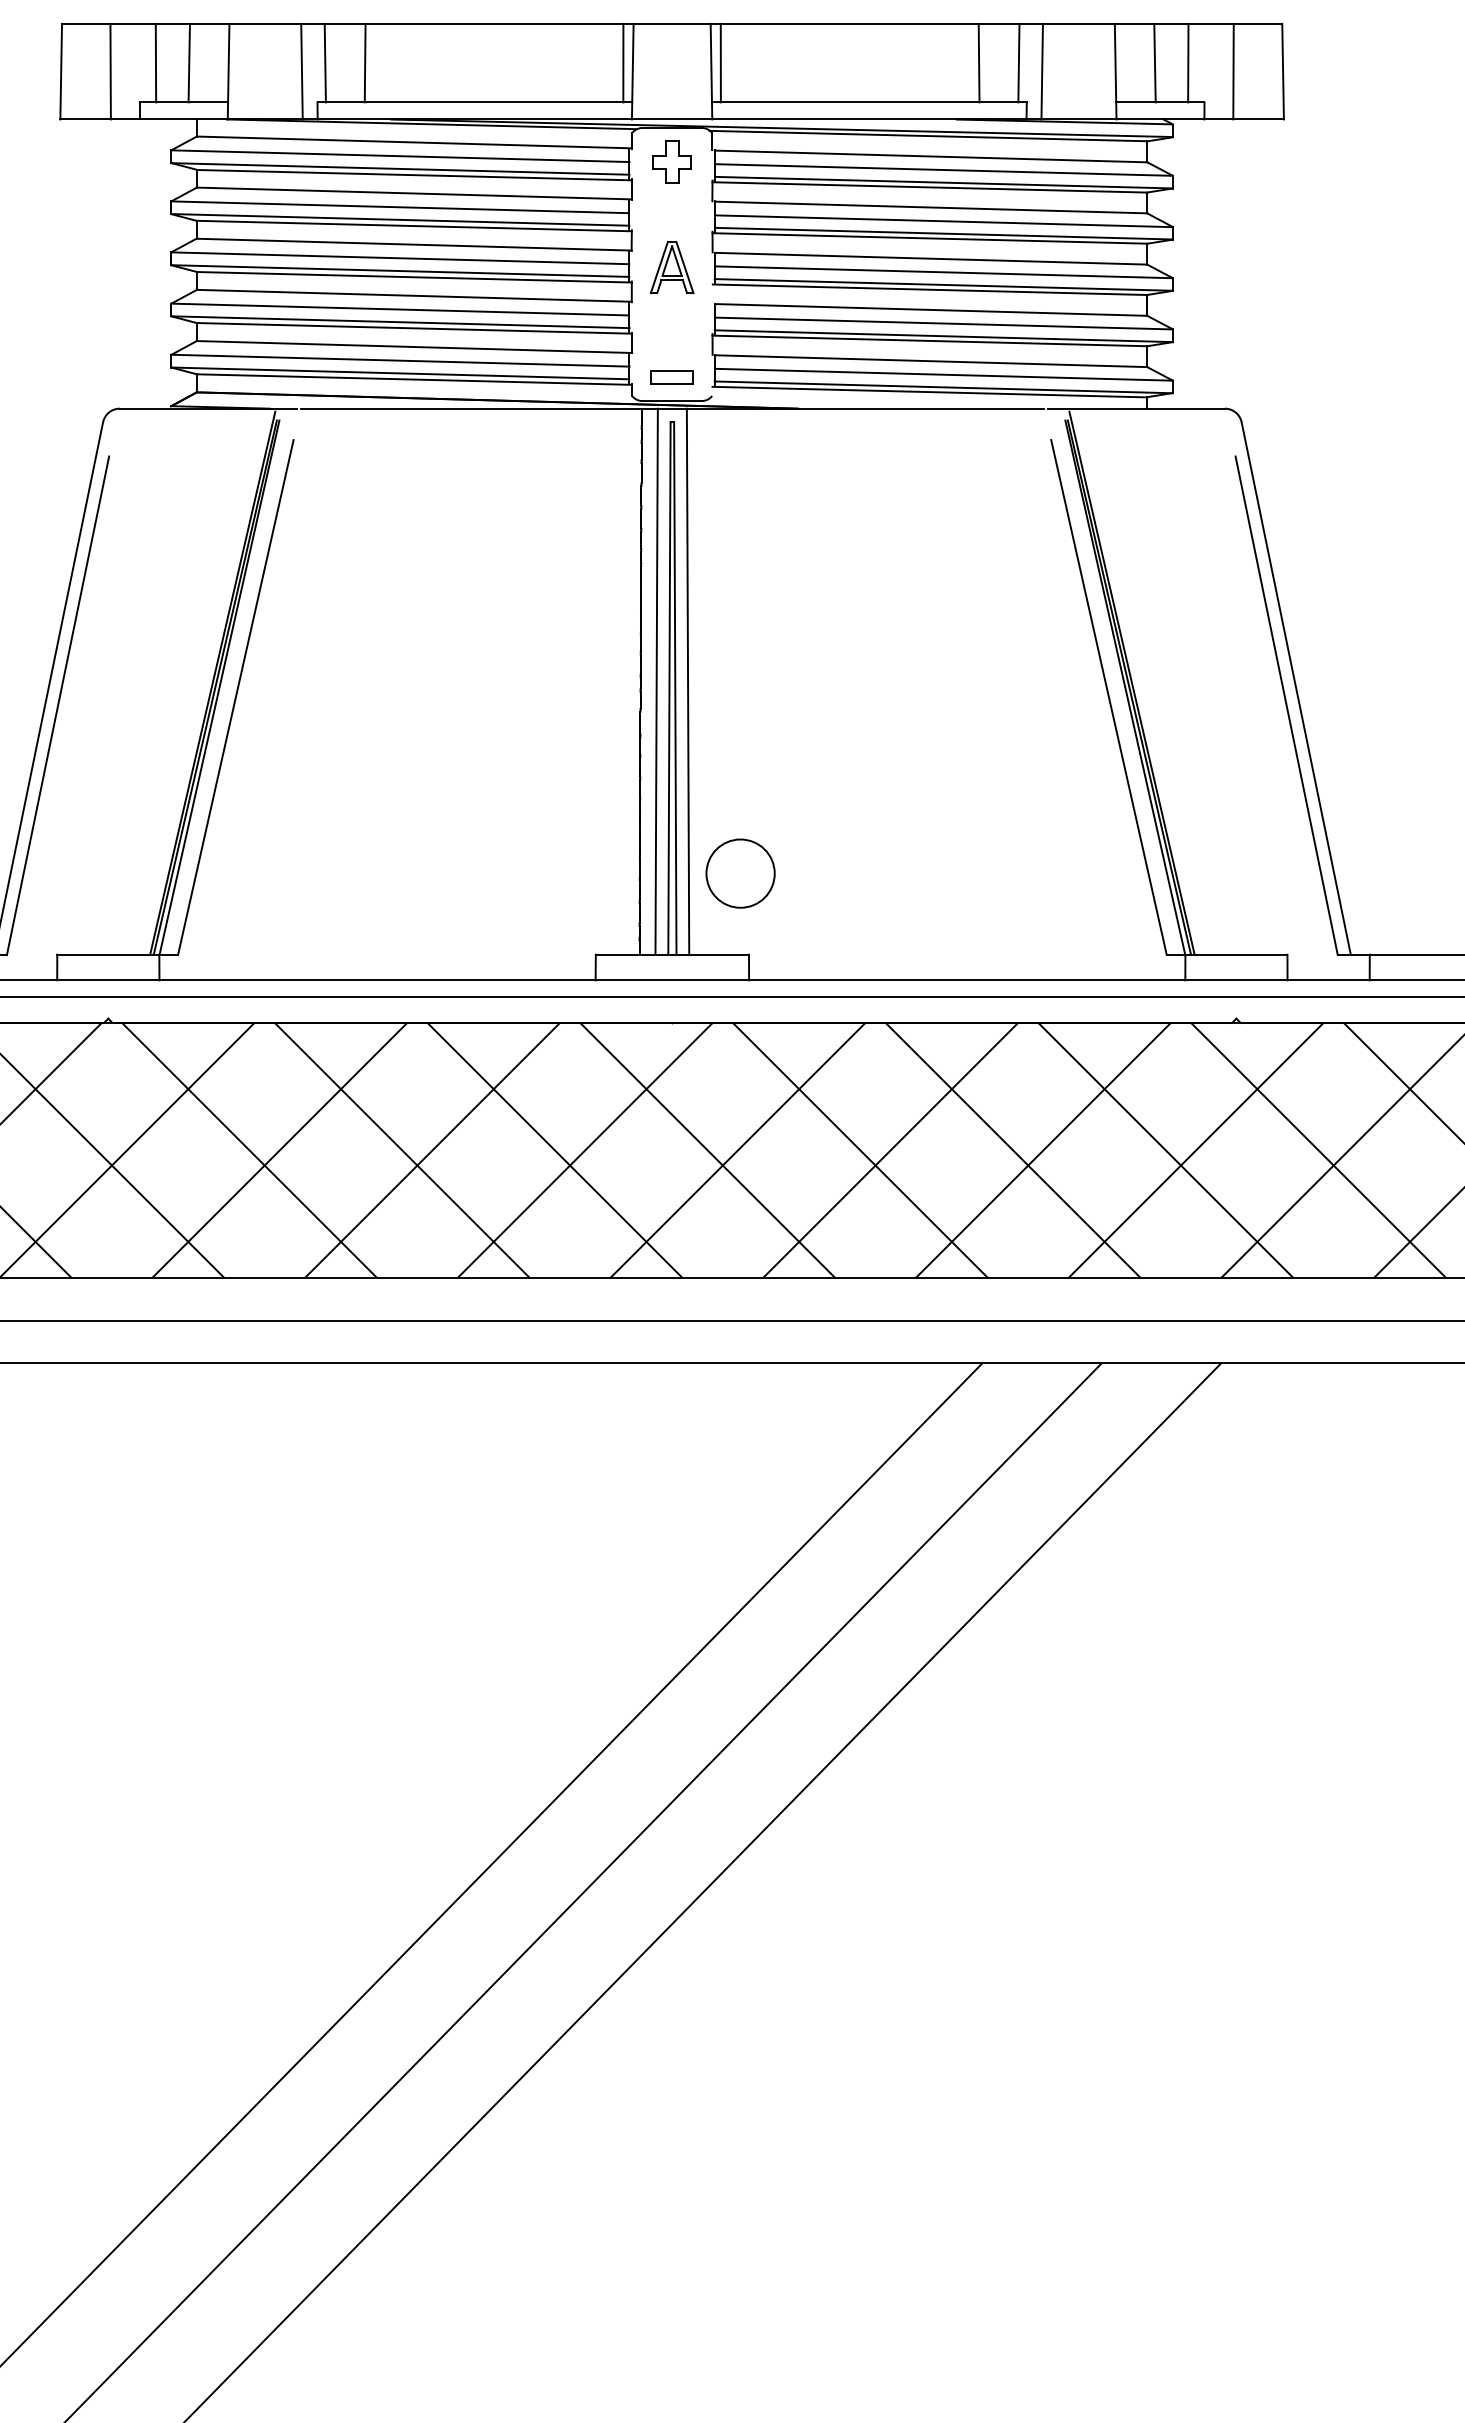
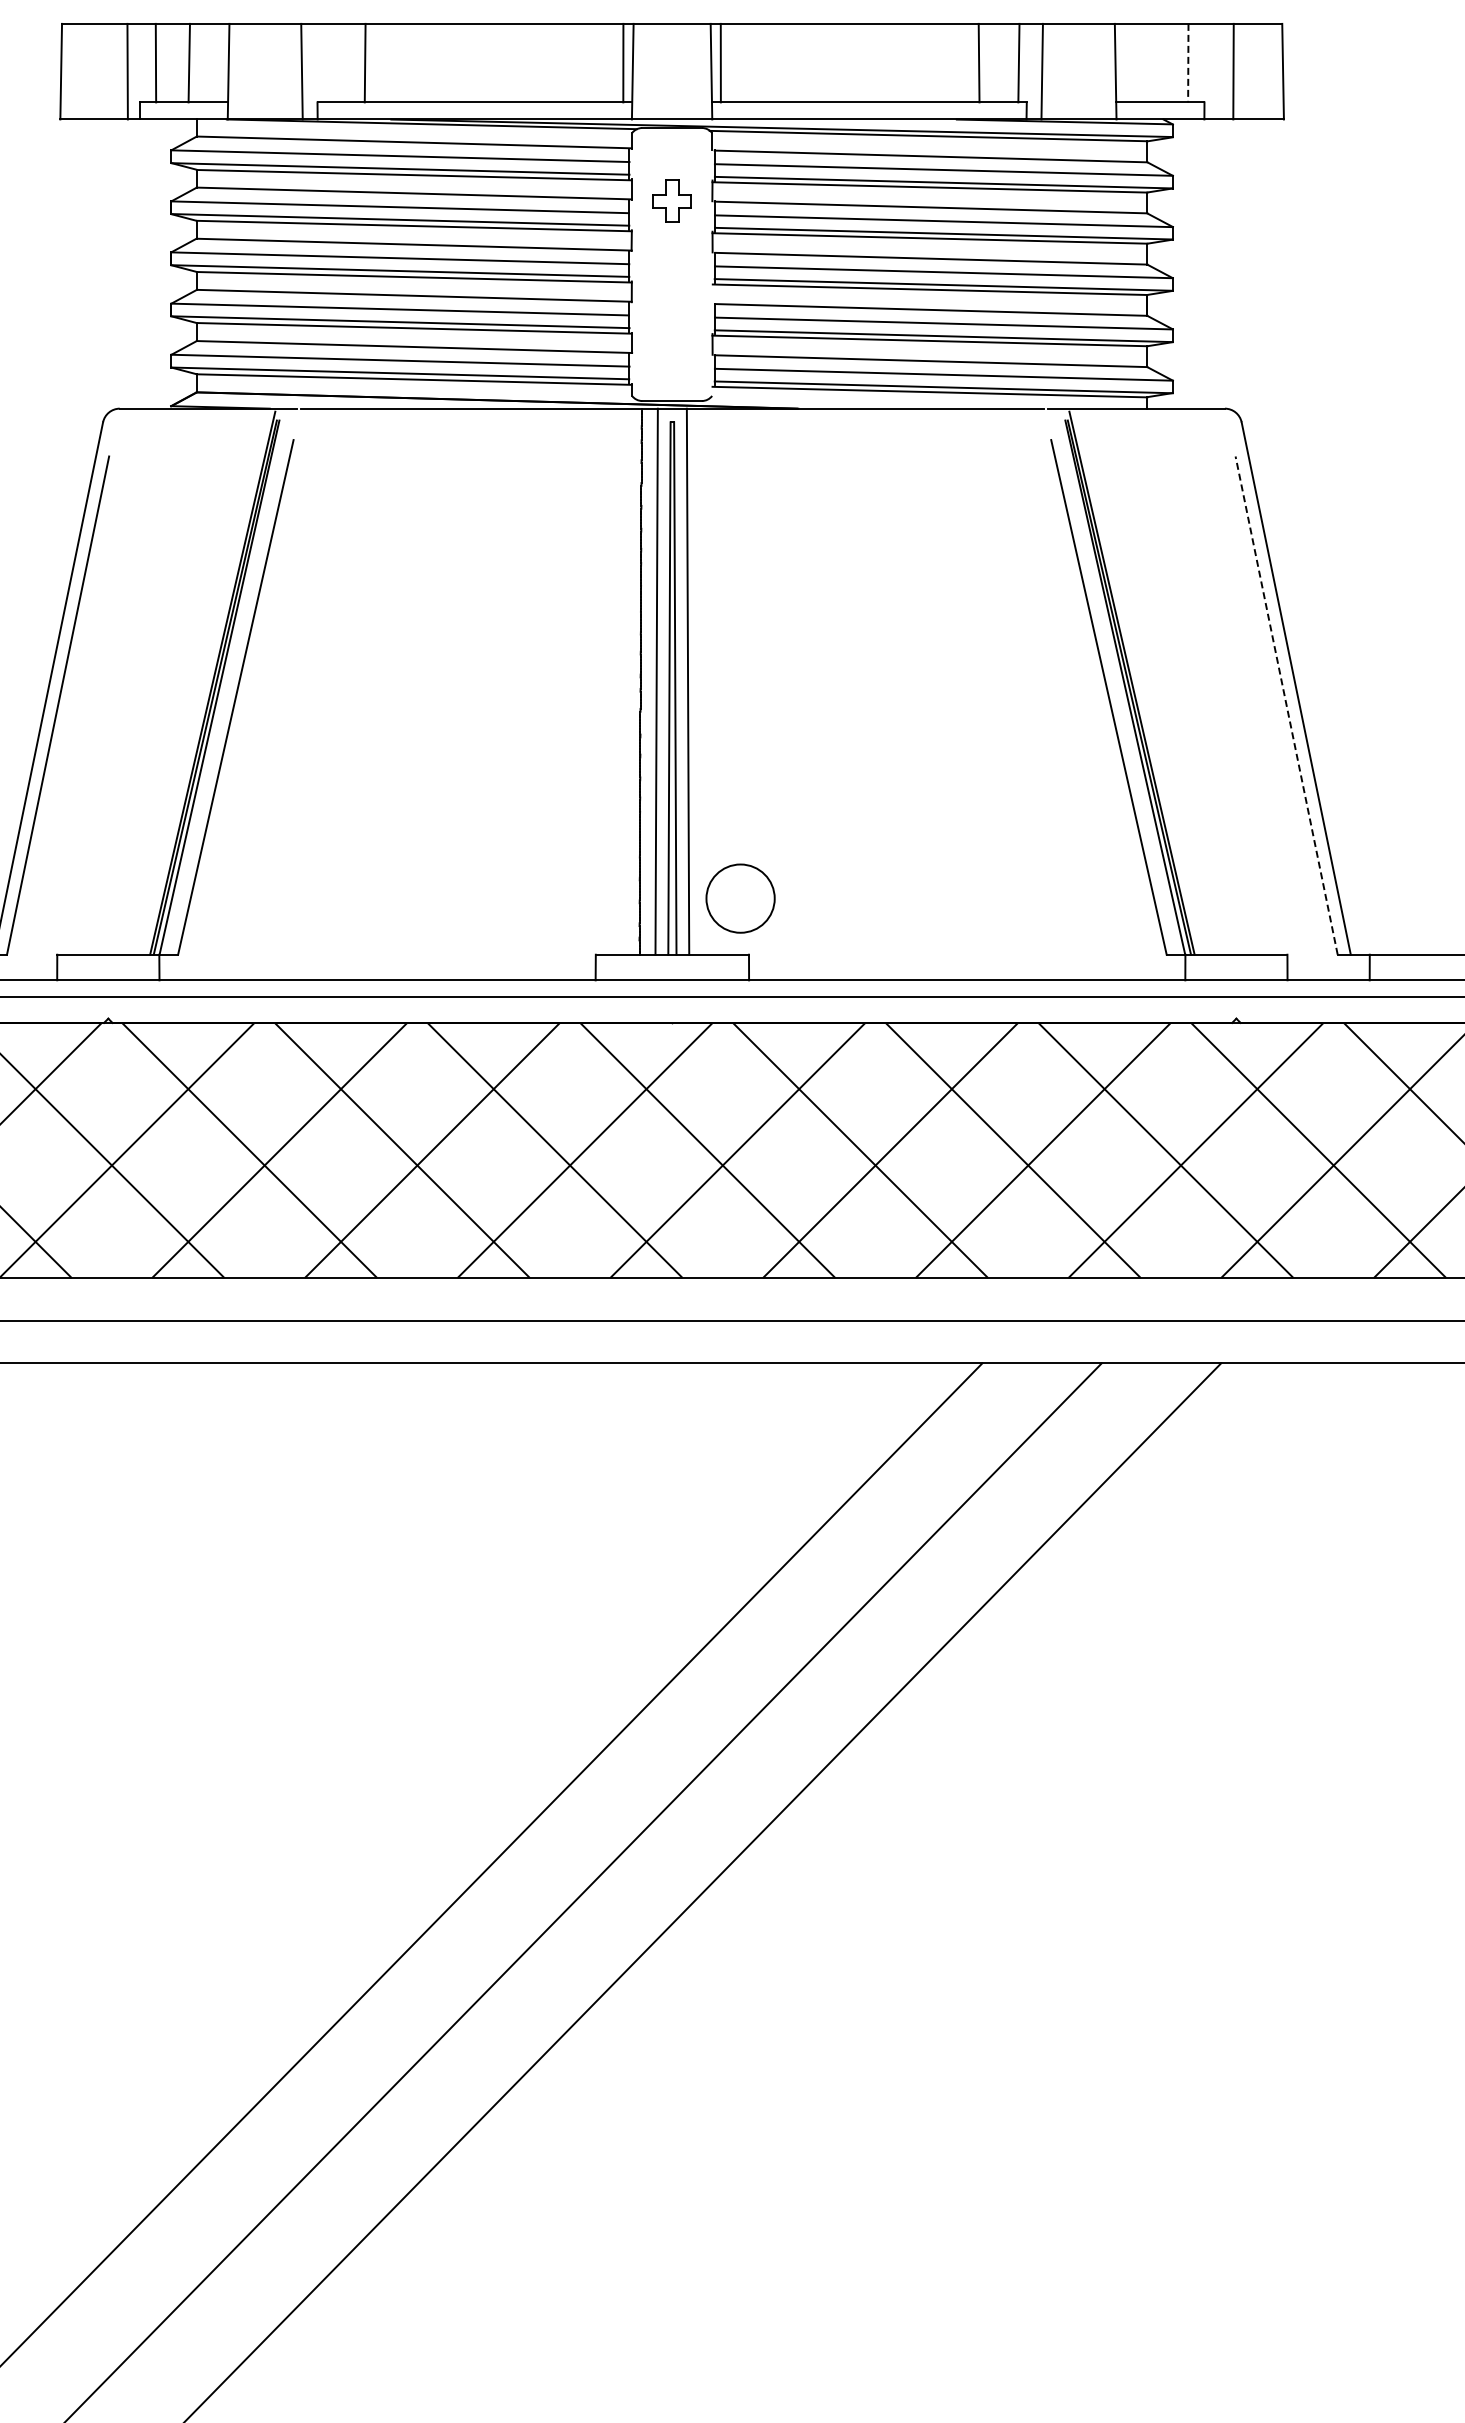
line: present -> none (324, 62)
line: present -> none (1154, 62)
line: solid -> dashed (1188, 63)
line position: (110, 71) -> (127, 71) (127, 71)
part position: (671, 161) -> (671, 200) (671, 200)
part: present -> none (671, 267)
part: present -> none (671, 377)
line: solid -> dashed (1286, 705)
circle position: (740, 873) -> (740, 898) (740, 898)
